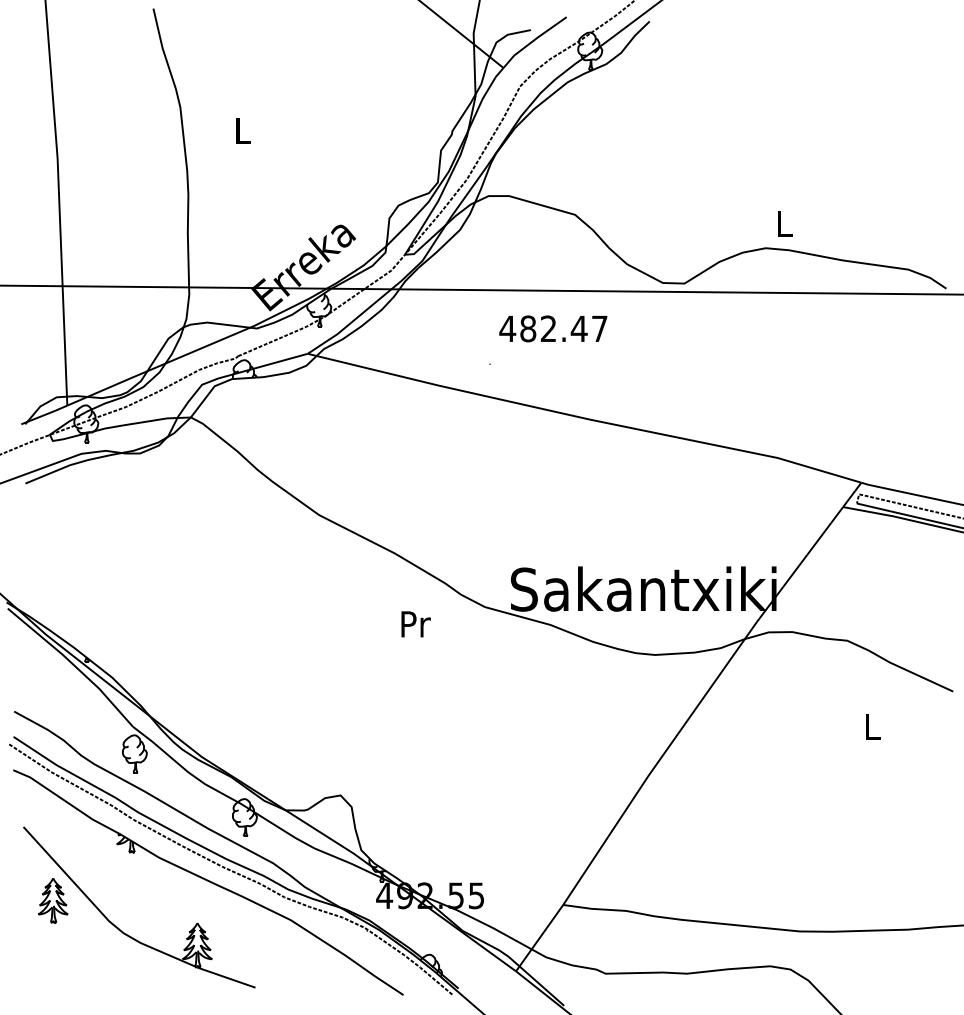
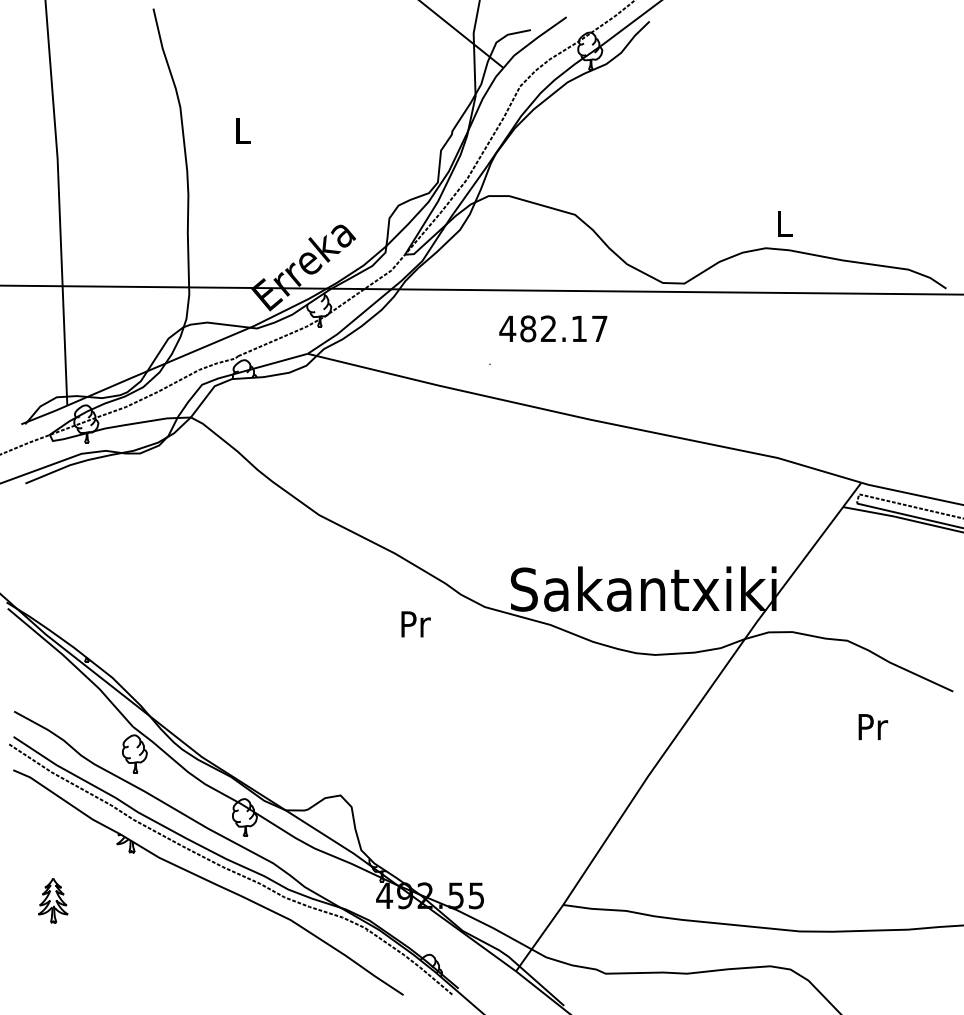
text: 482.47 -> 482.17 (578, 328)
text: L -> Pr (873, 727)
part: present -> none (123, 931)
